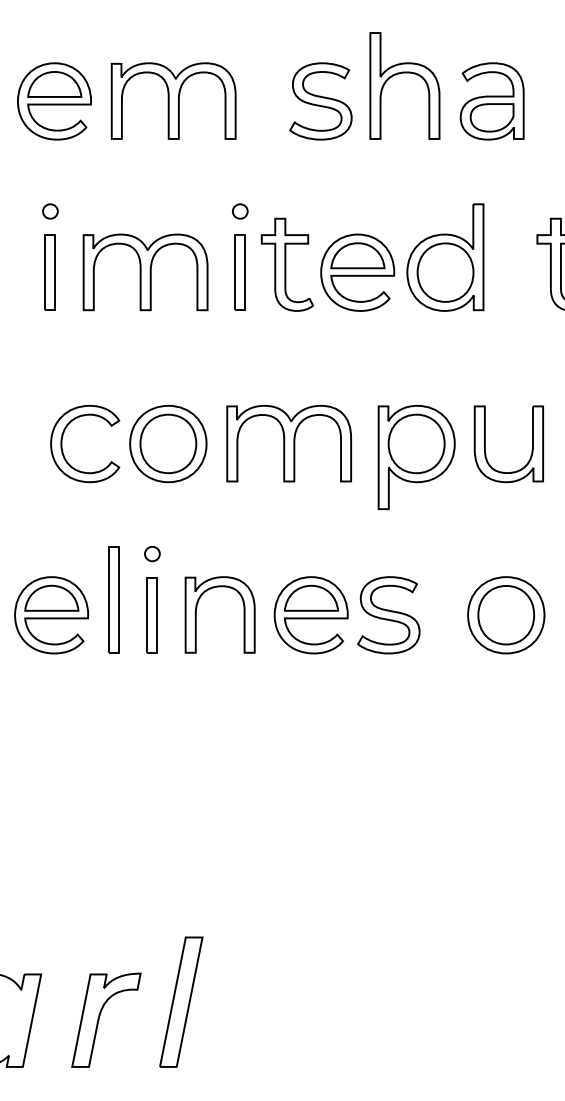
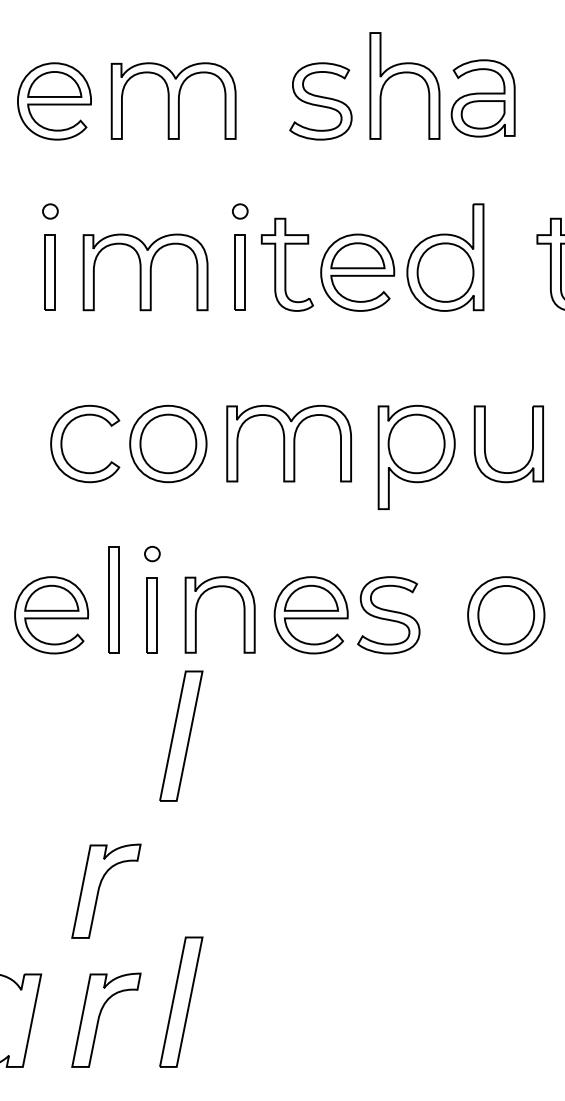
part position: (491, 101) -> (482, 98) (482, 98)
part: none -> present (181, 735)
part: none -> present (100, 887)
